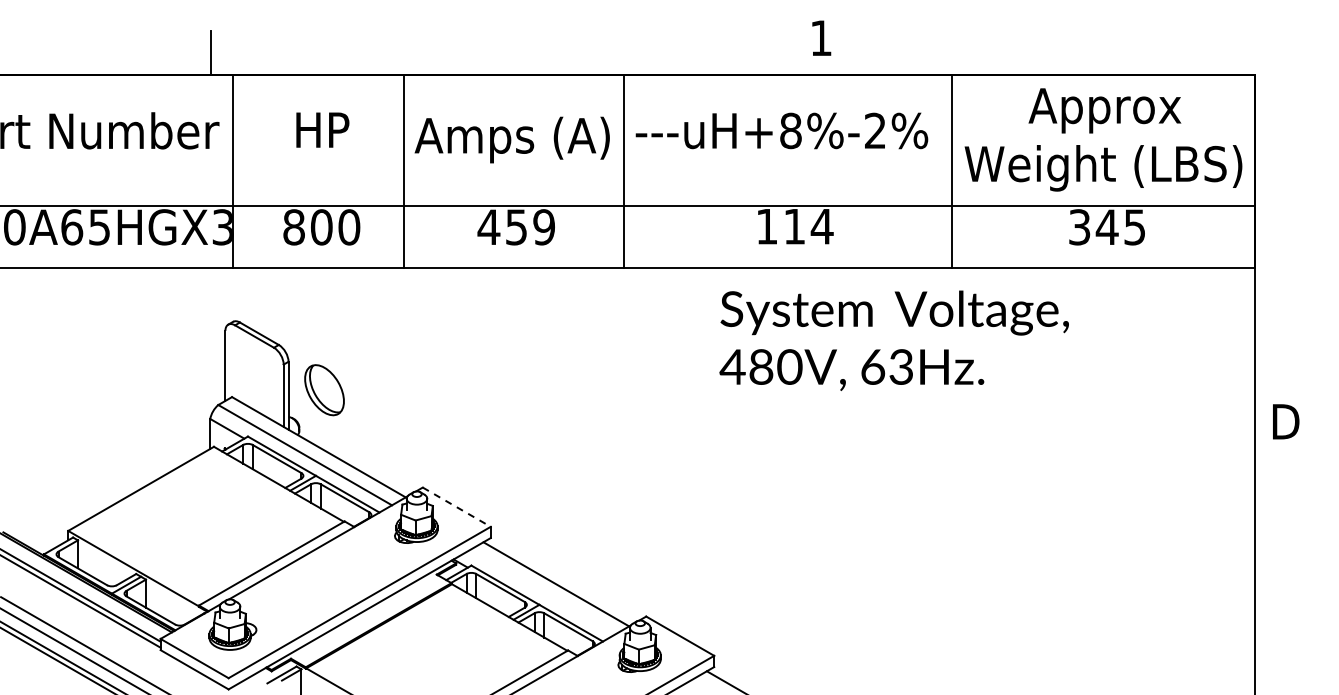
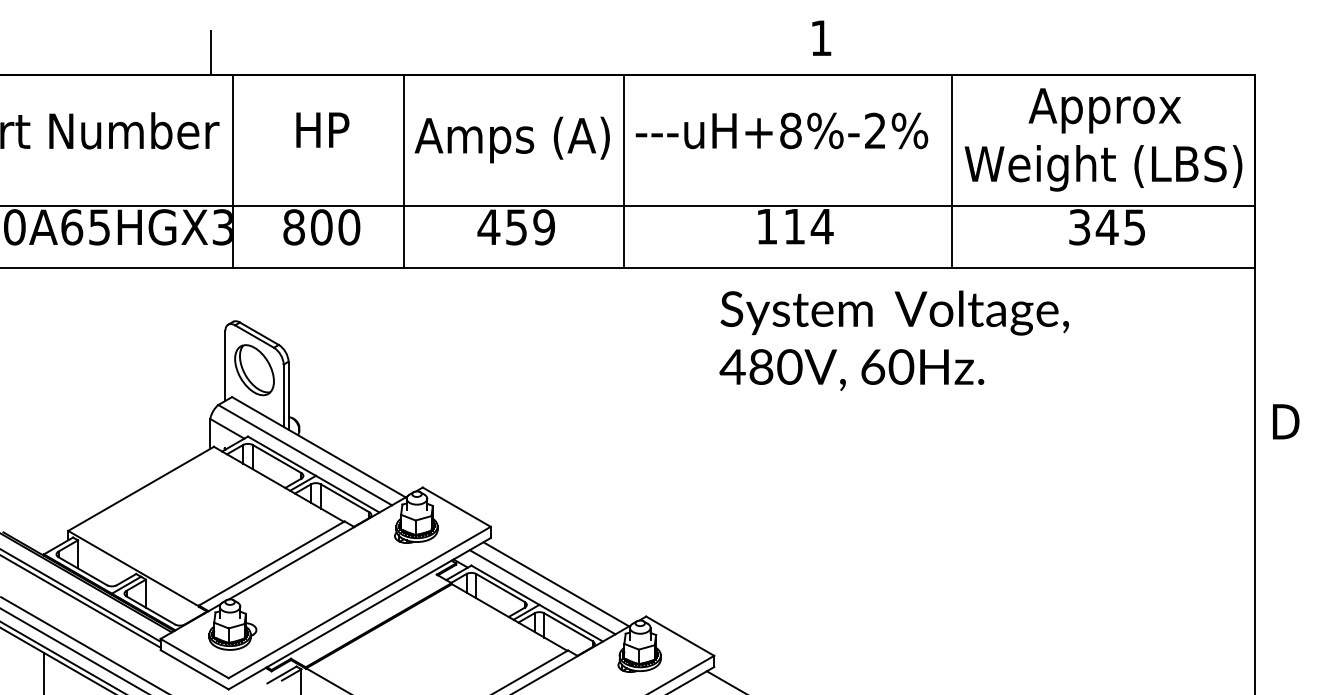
text: 63Hz. -> 60Hz. (901, 366)
part position: (324, 390) -> (254, 370) (254, 370)
line: dashed -> solid (457, 507)
line: none -> present (542, 592)
line: none -> present (43, 671)
